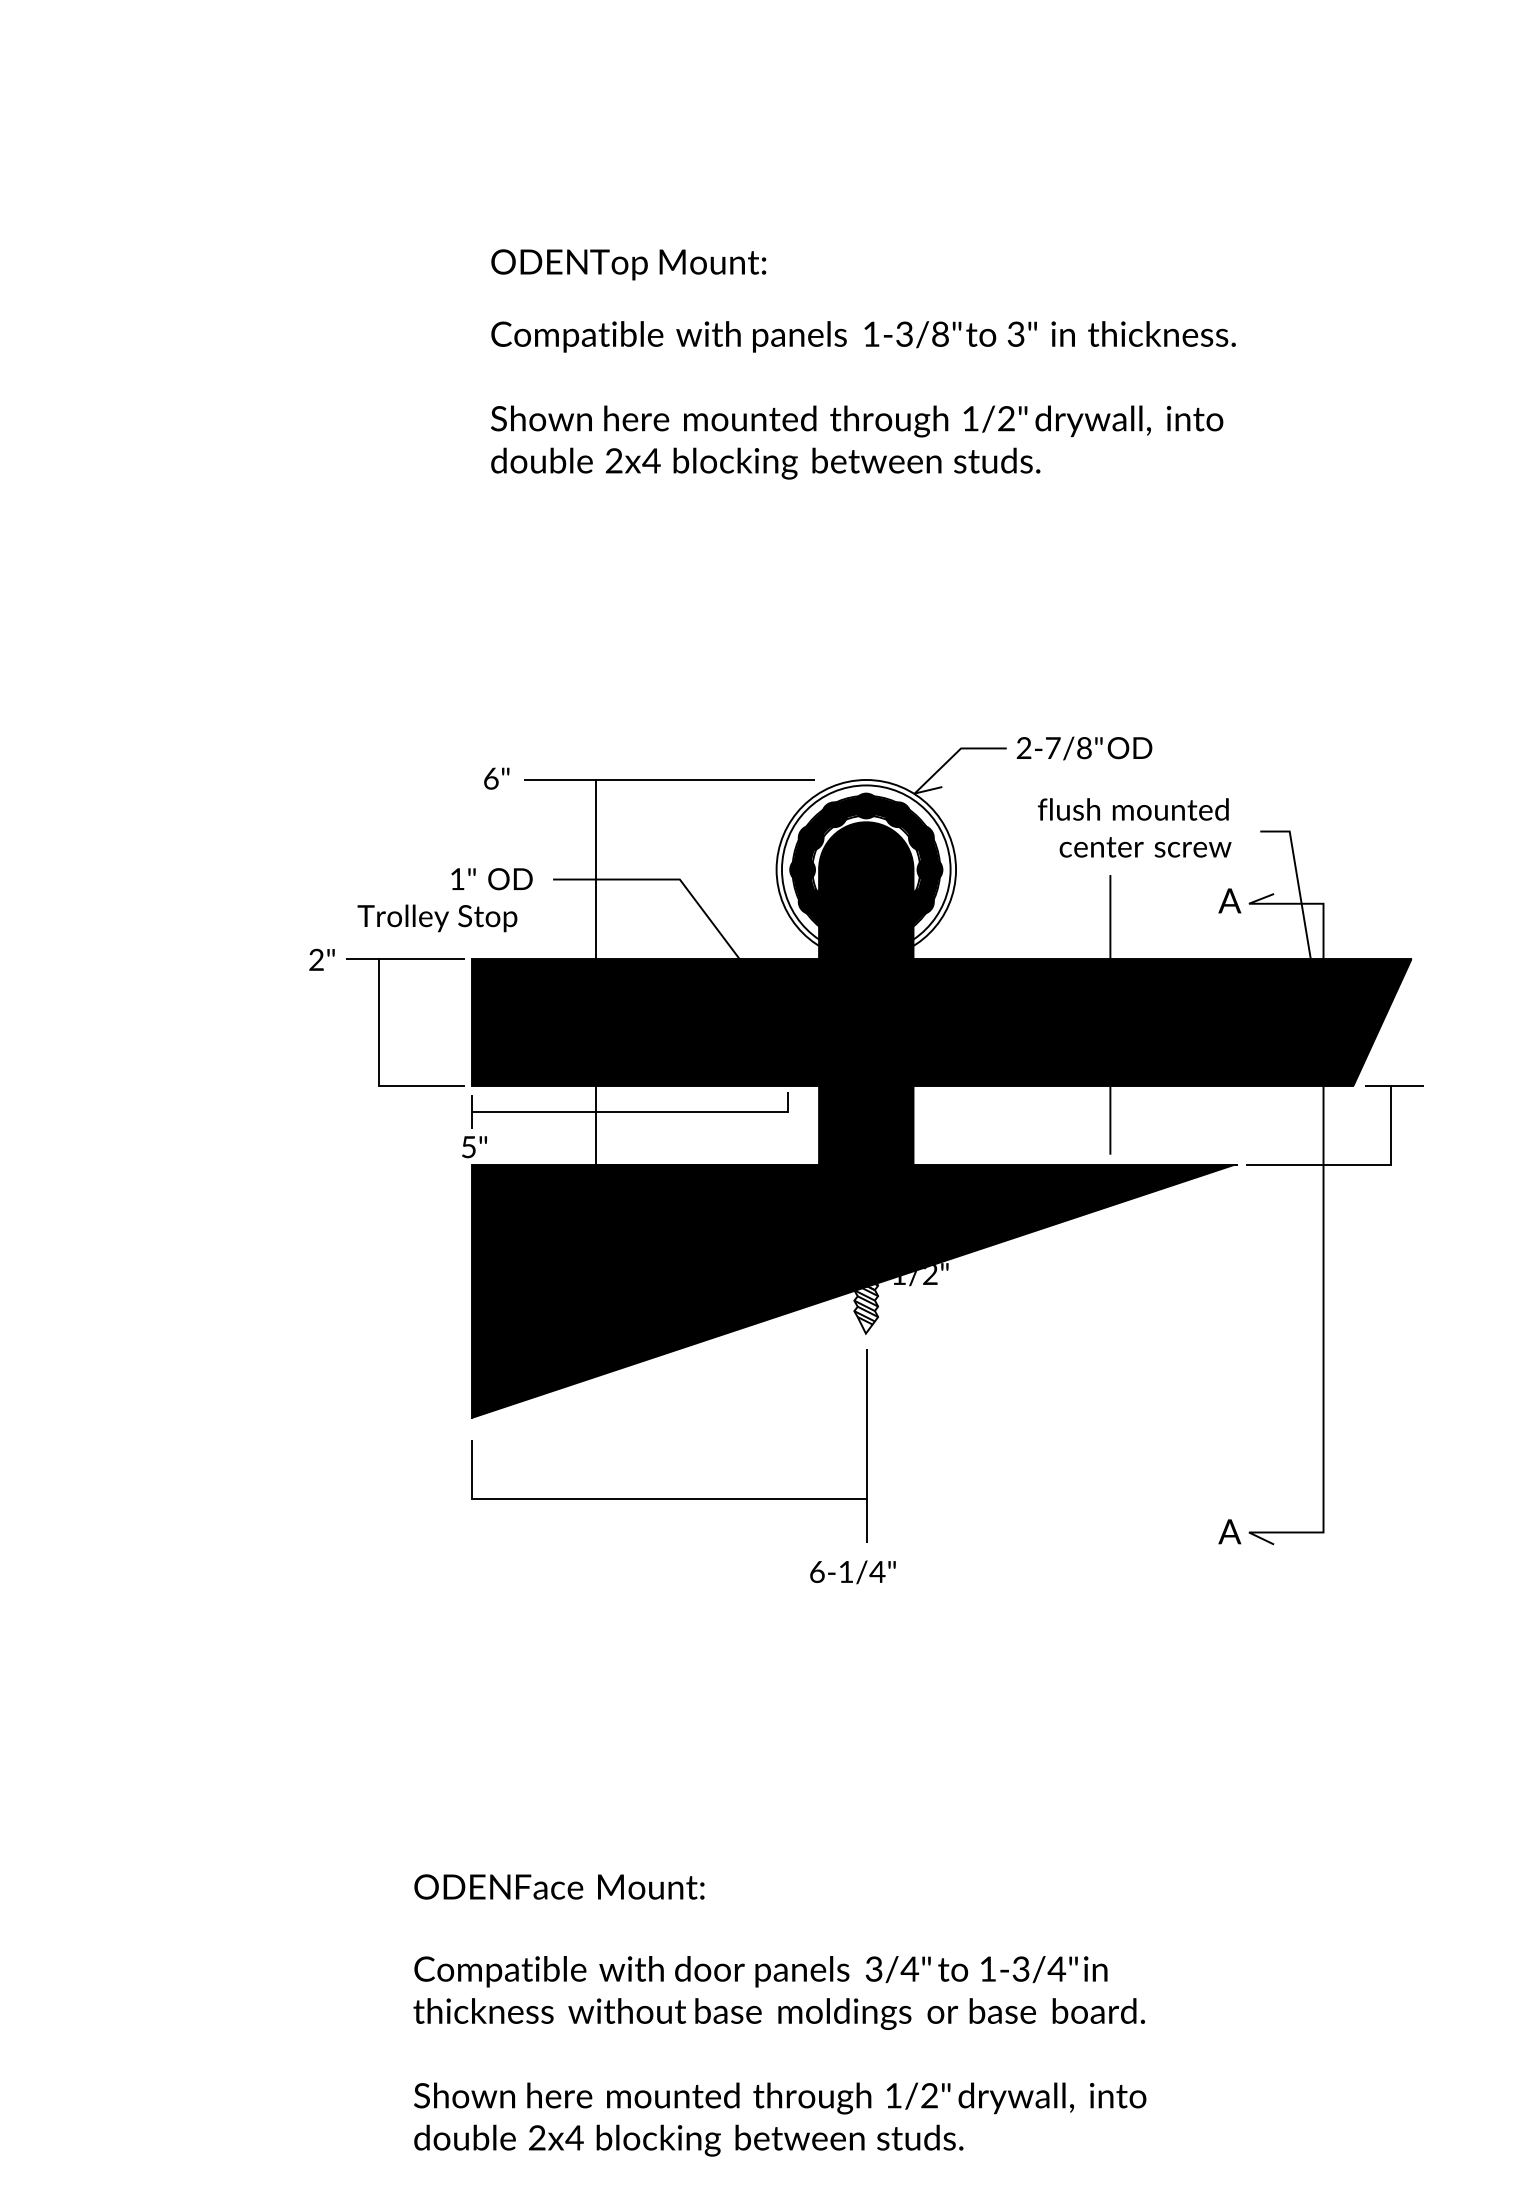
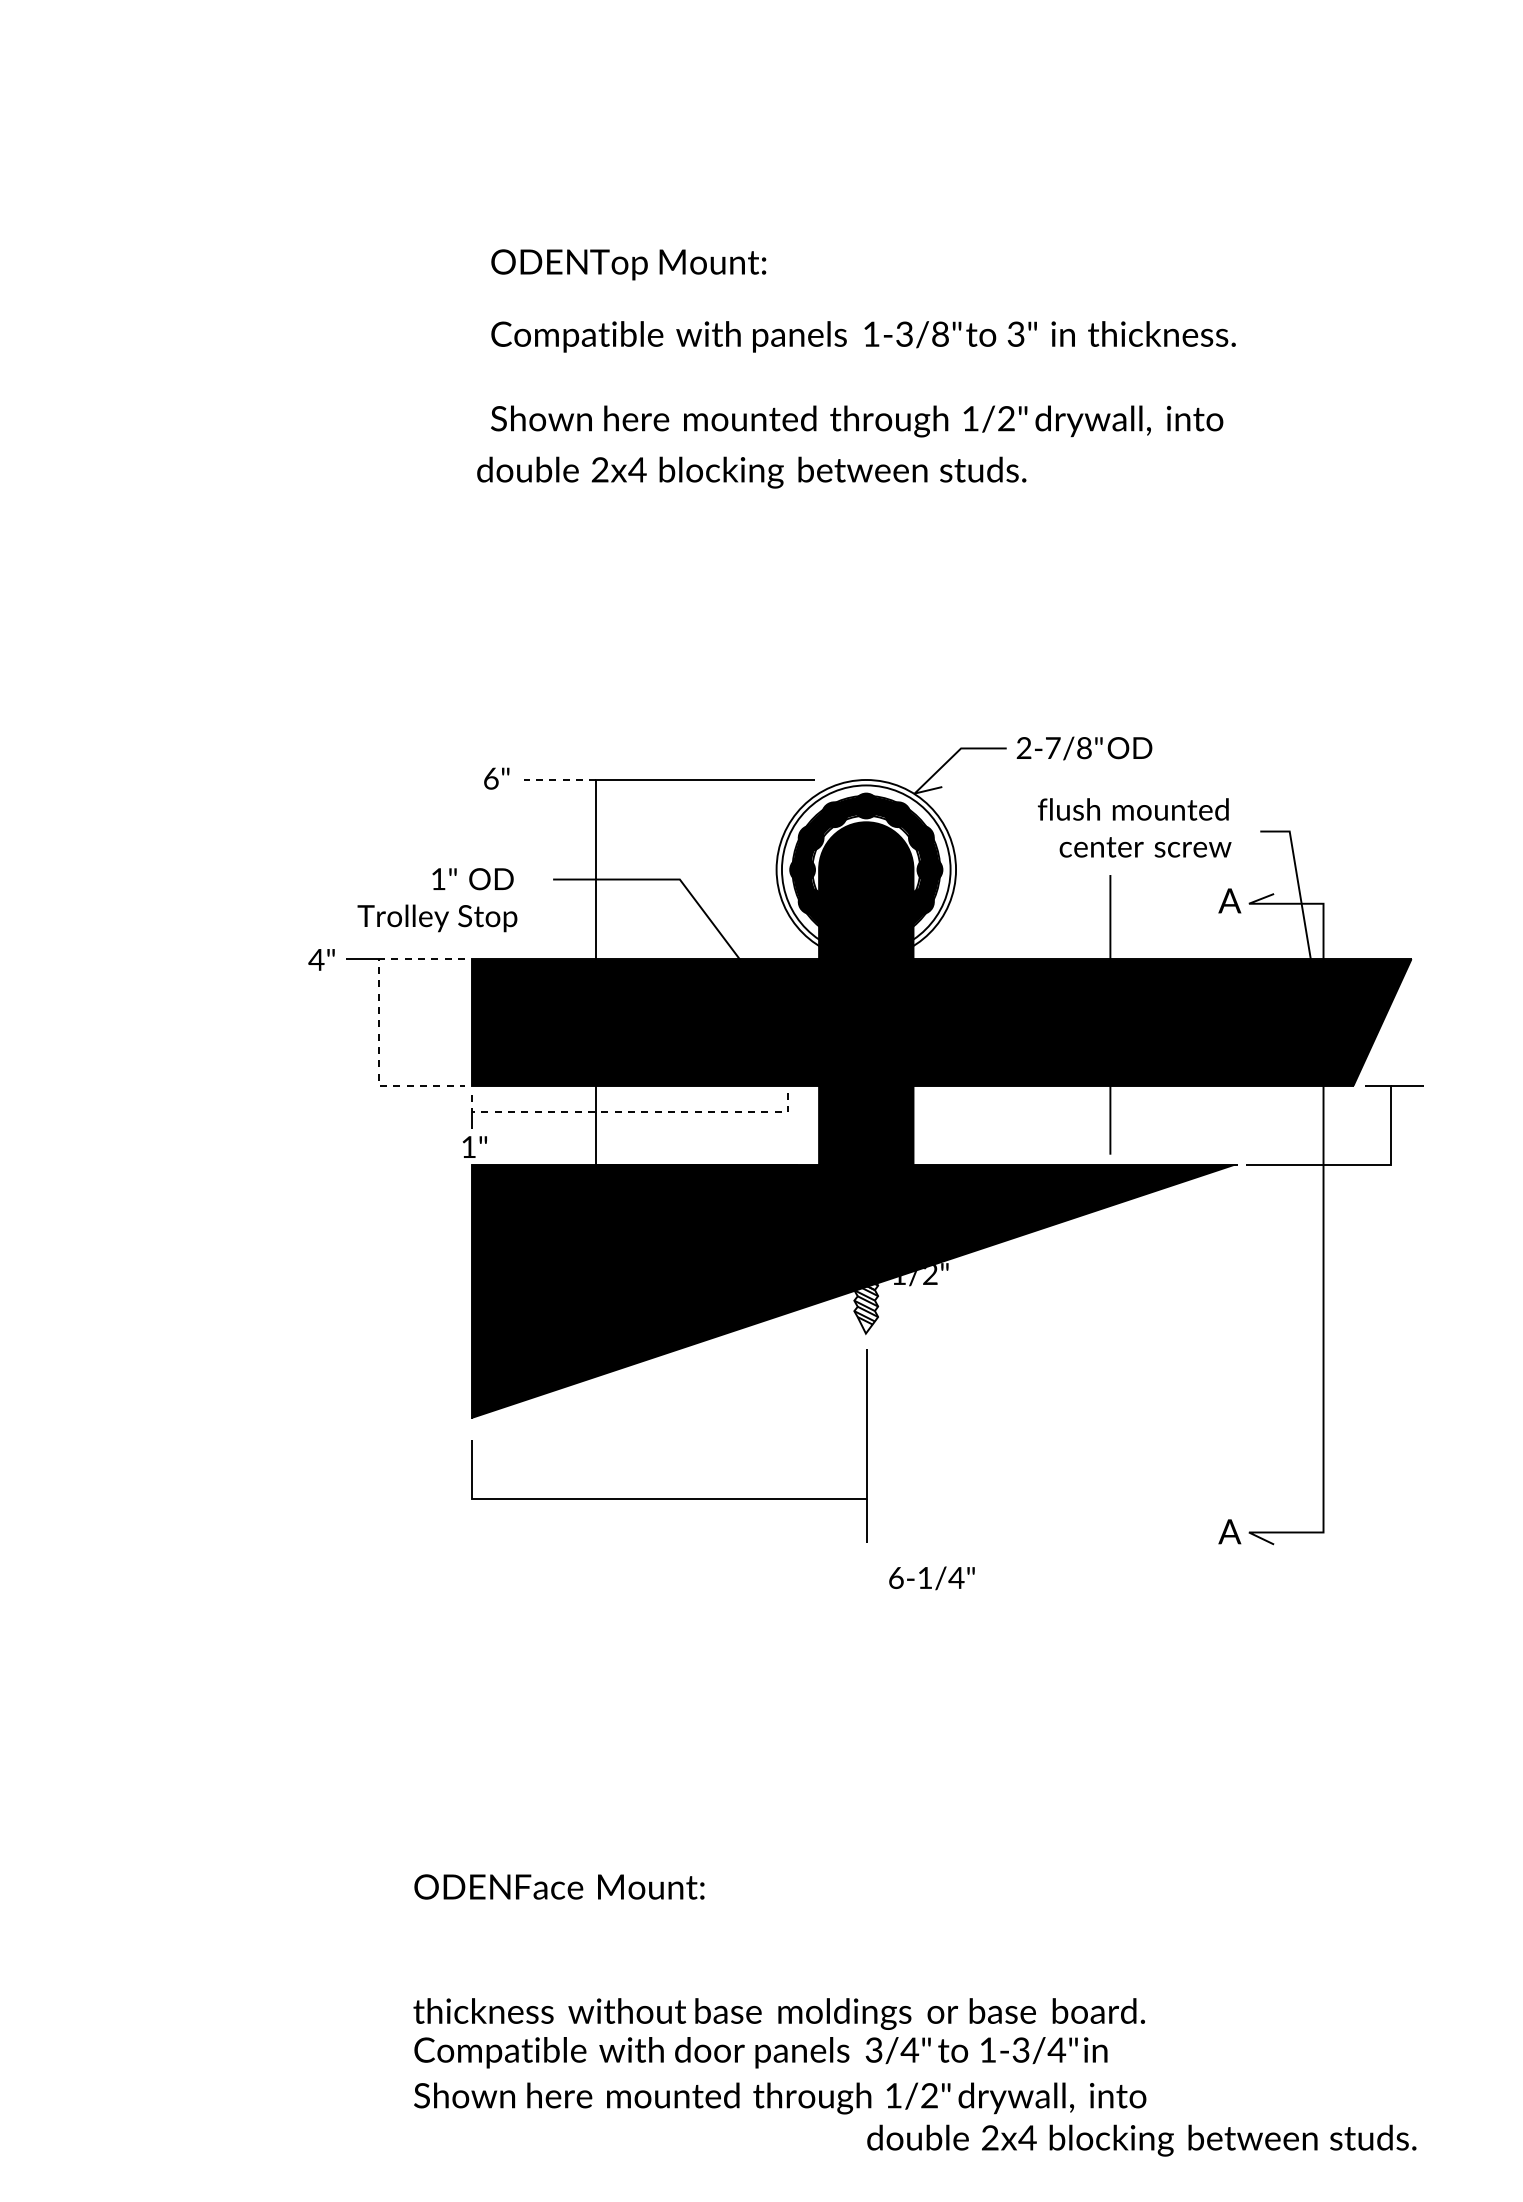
text position: (765, 463) -> (751, 472) (751, 472)
line: solid -> dashed (559, 779)
text position: (491, 879) -> (472, 879) (472, 879)
text: 2" -> 4" (316, 959)
line: solid -> dashed (379, 1023)
line: solid -> dashed (631, 1112)
text: 5" -> 1" (468, 1147)
text position: (852, 1572) -> (931, 1578) (931, 1578)
text position: (760, 1971) -> (760, 2052) (760, 2052)
text position: (688, 2140) -> (1141, 2140) (1141, 2140)
